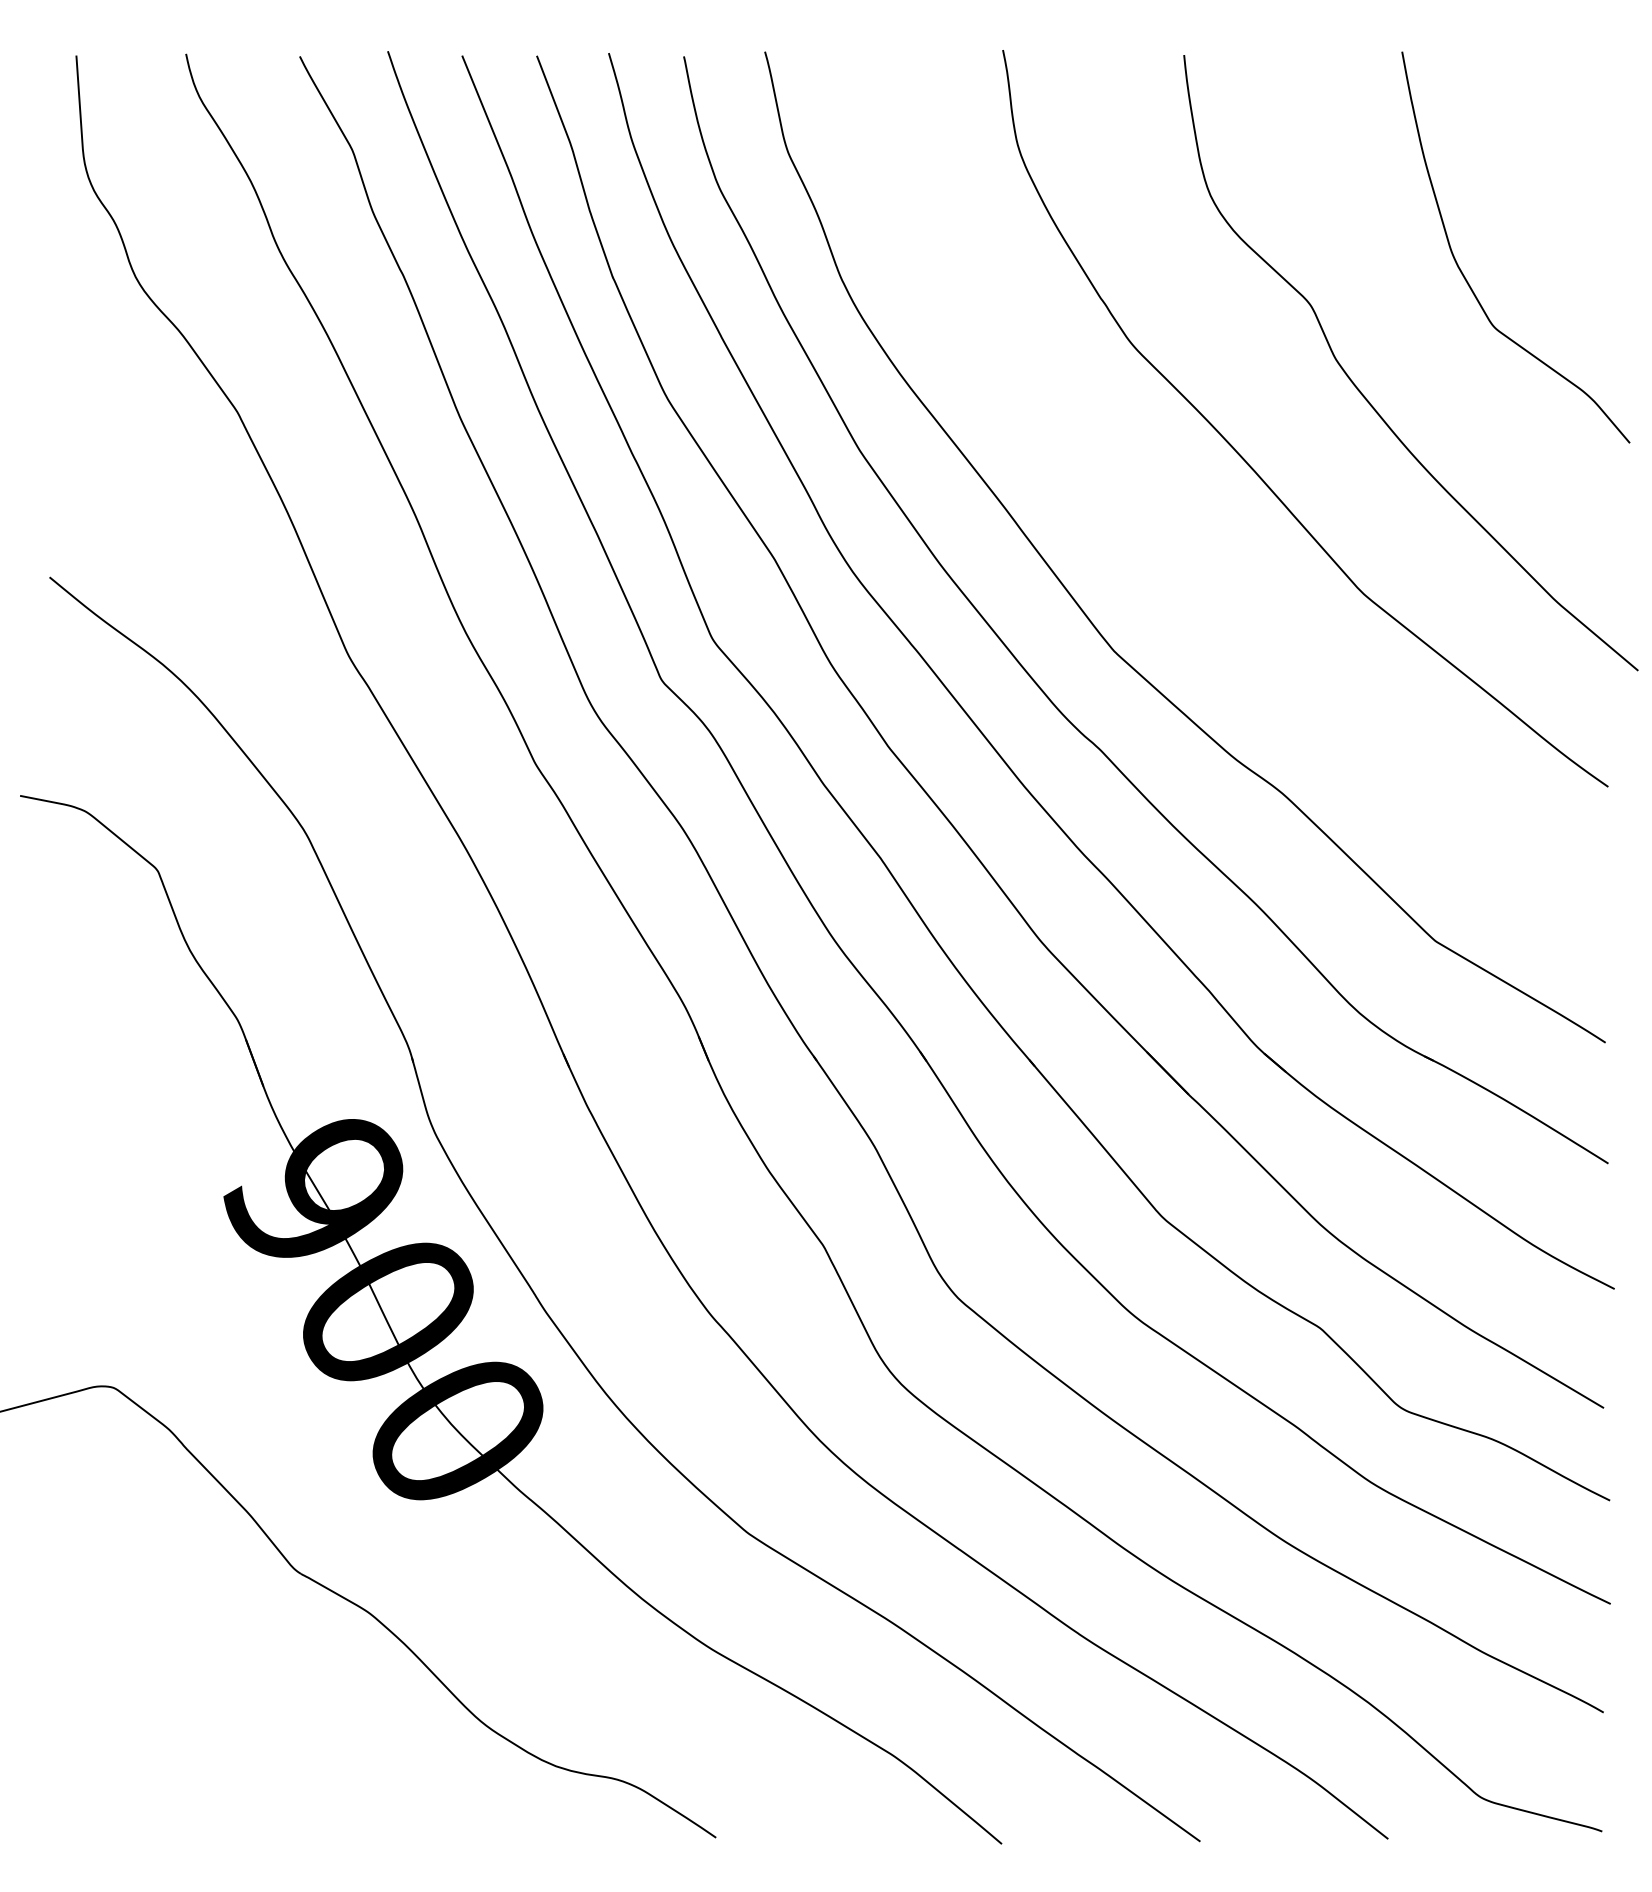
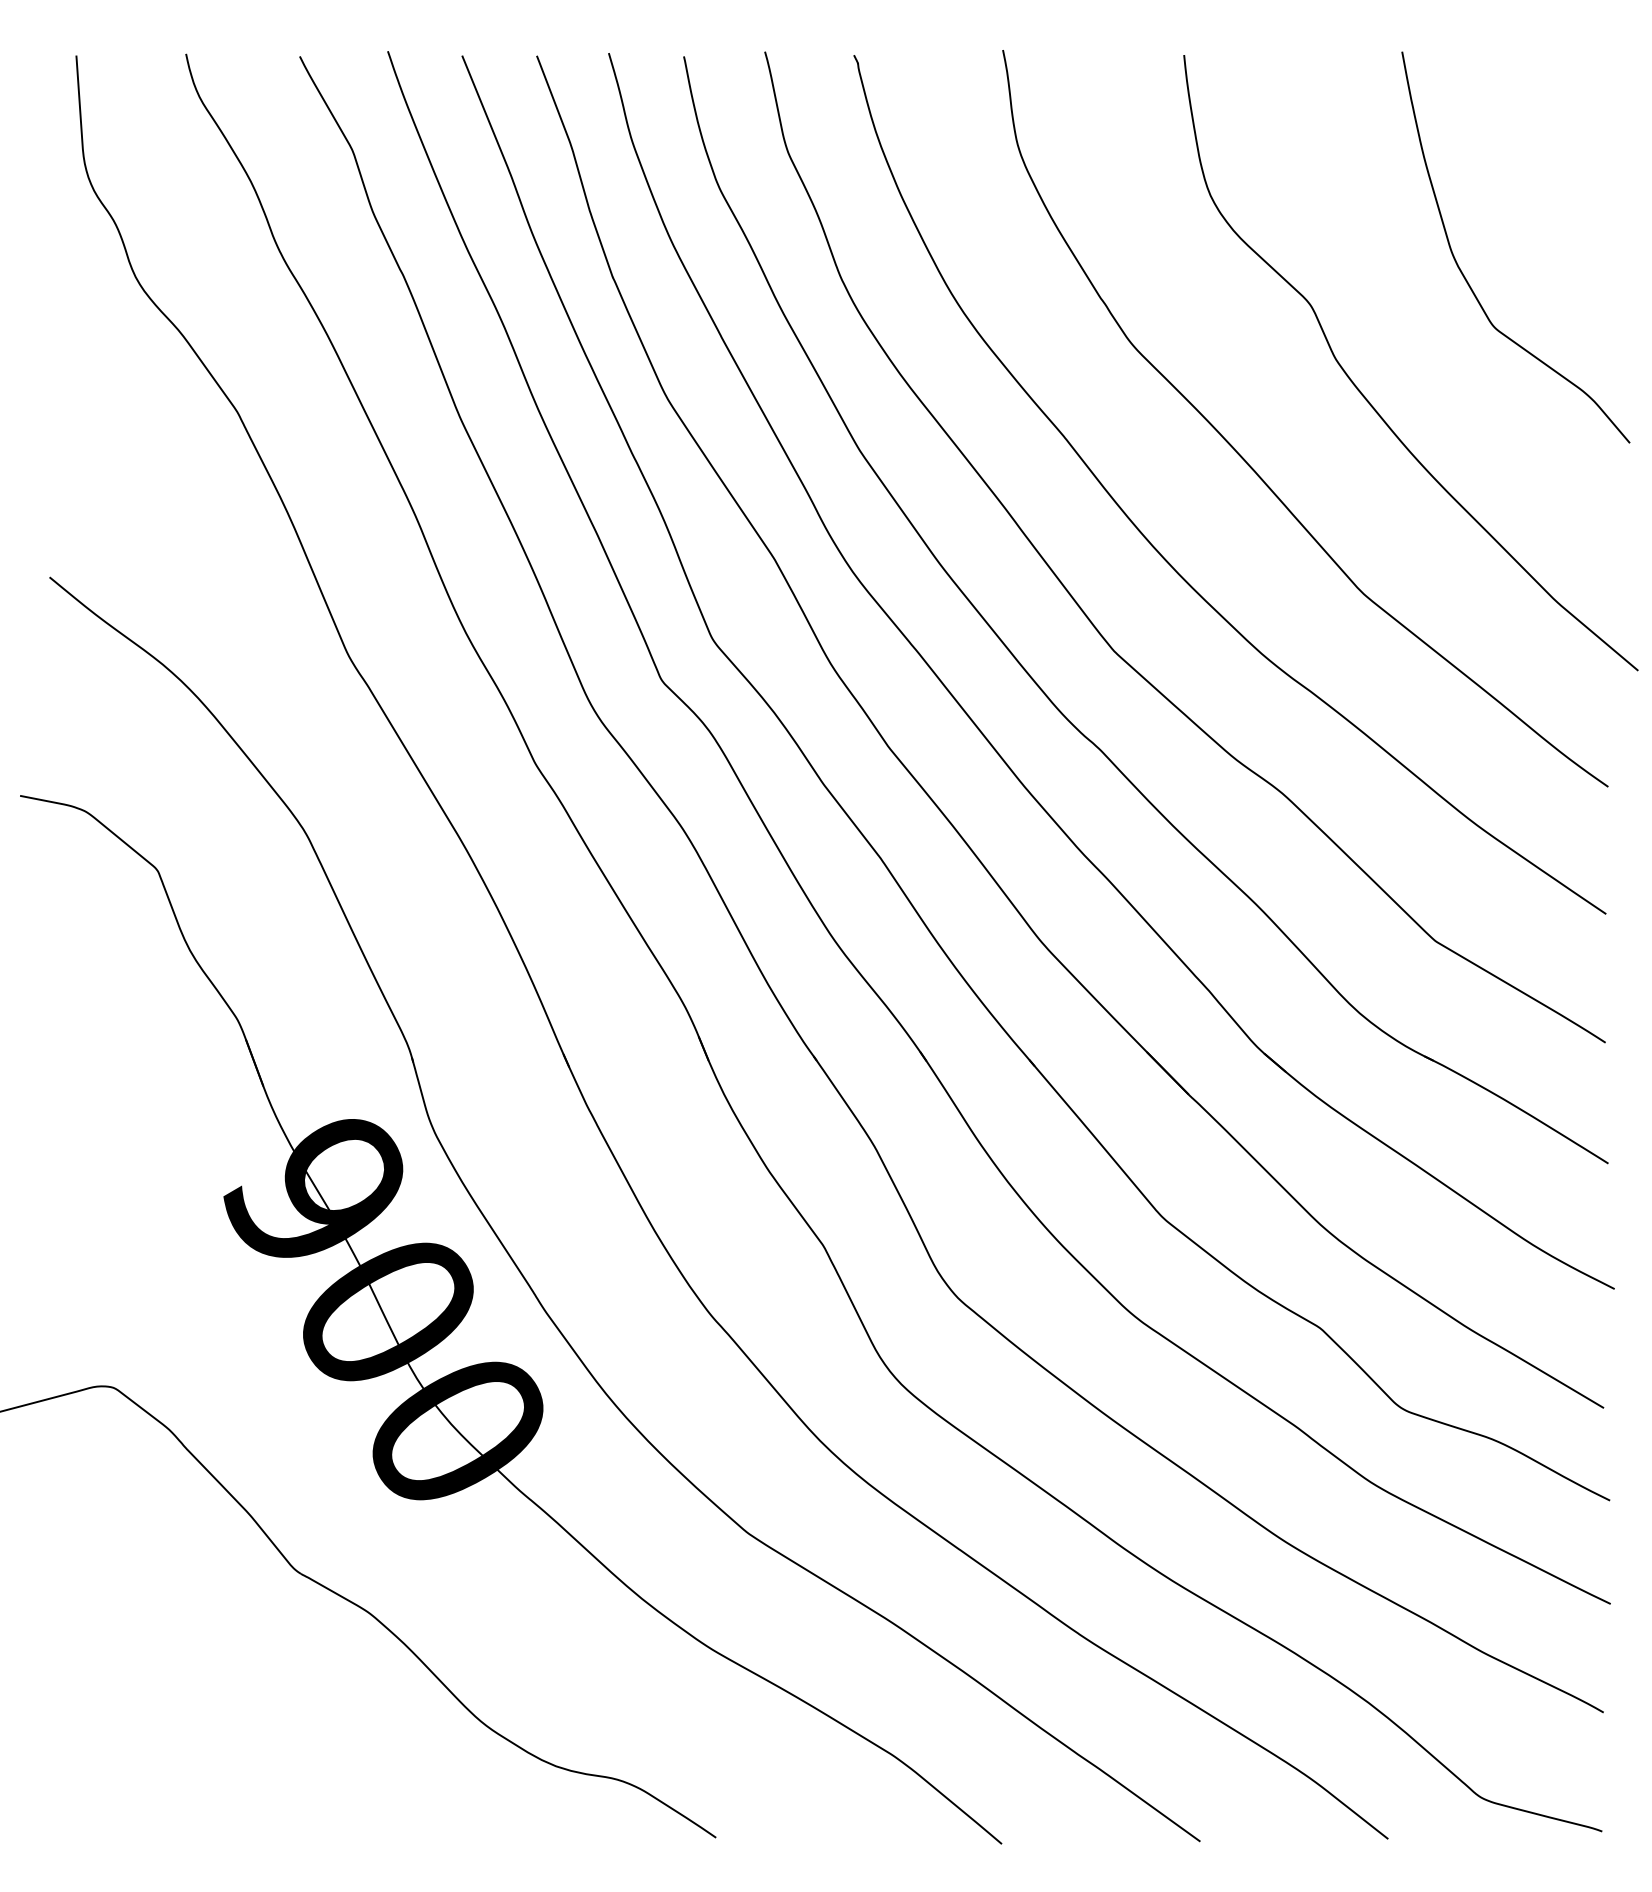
curve: none -> present (1158, 550)
